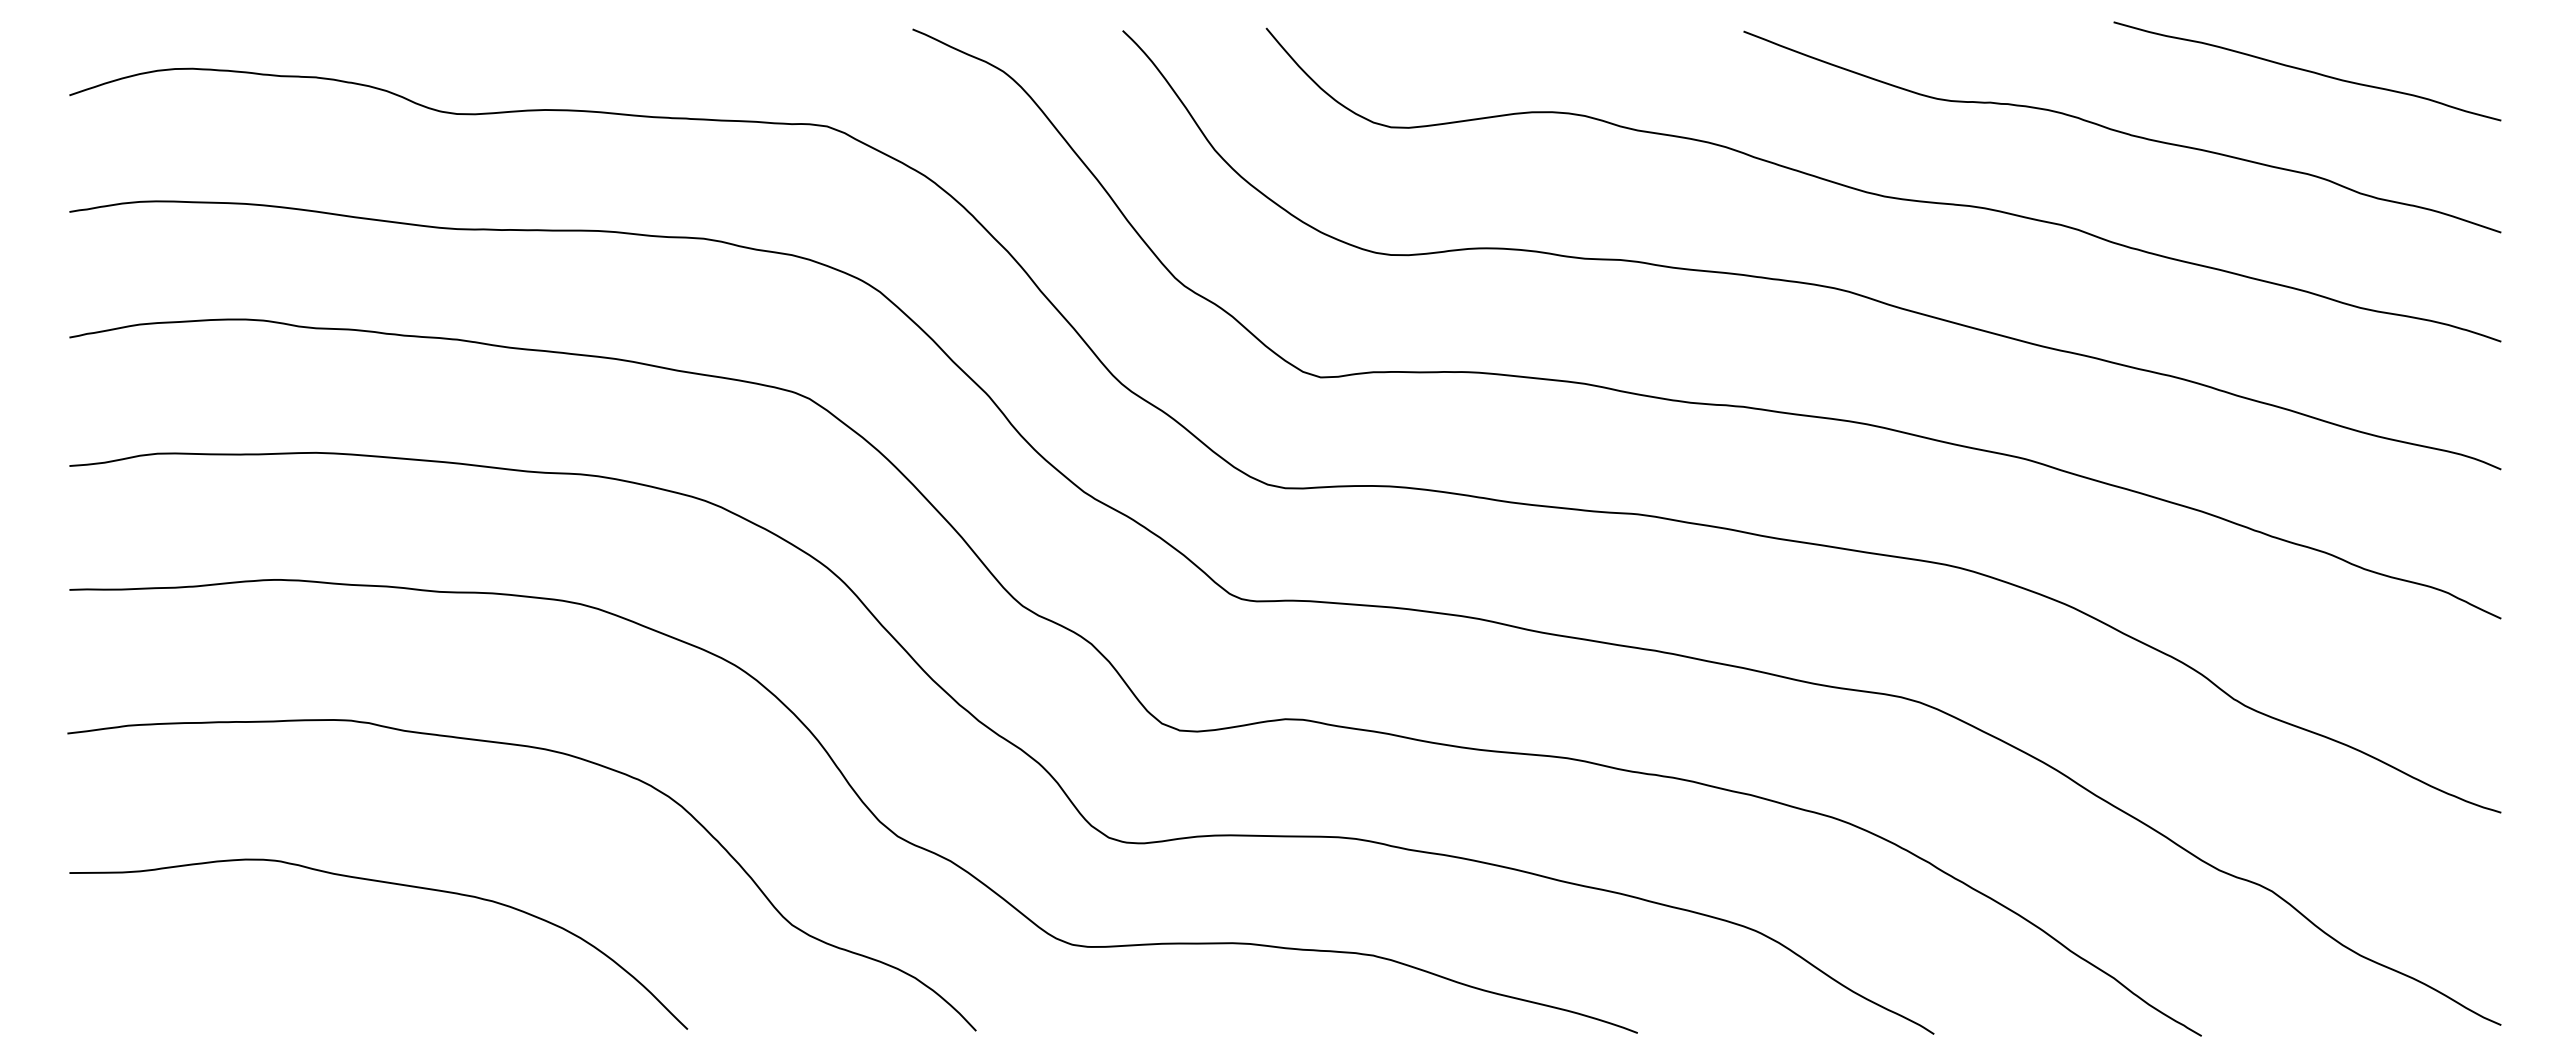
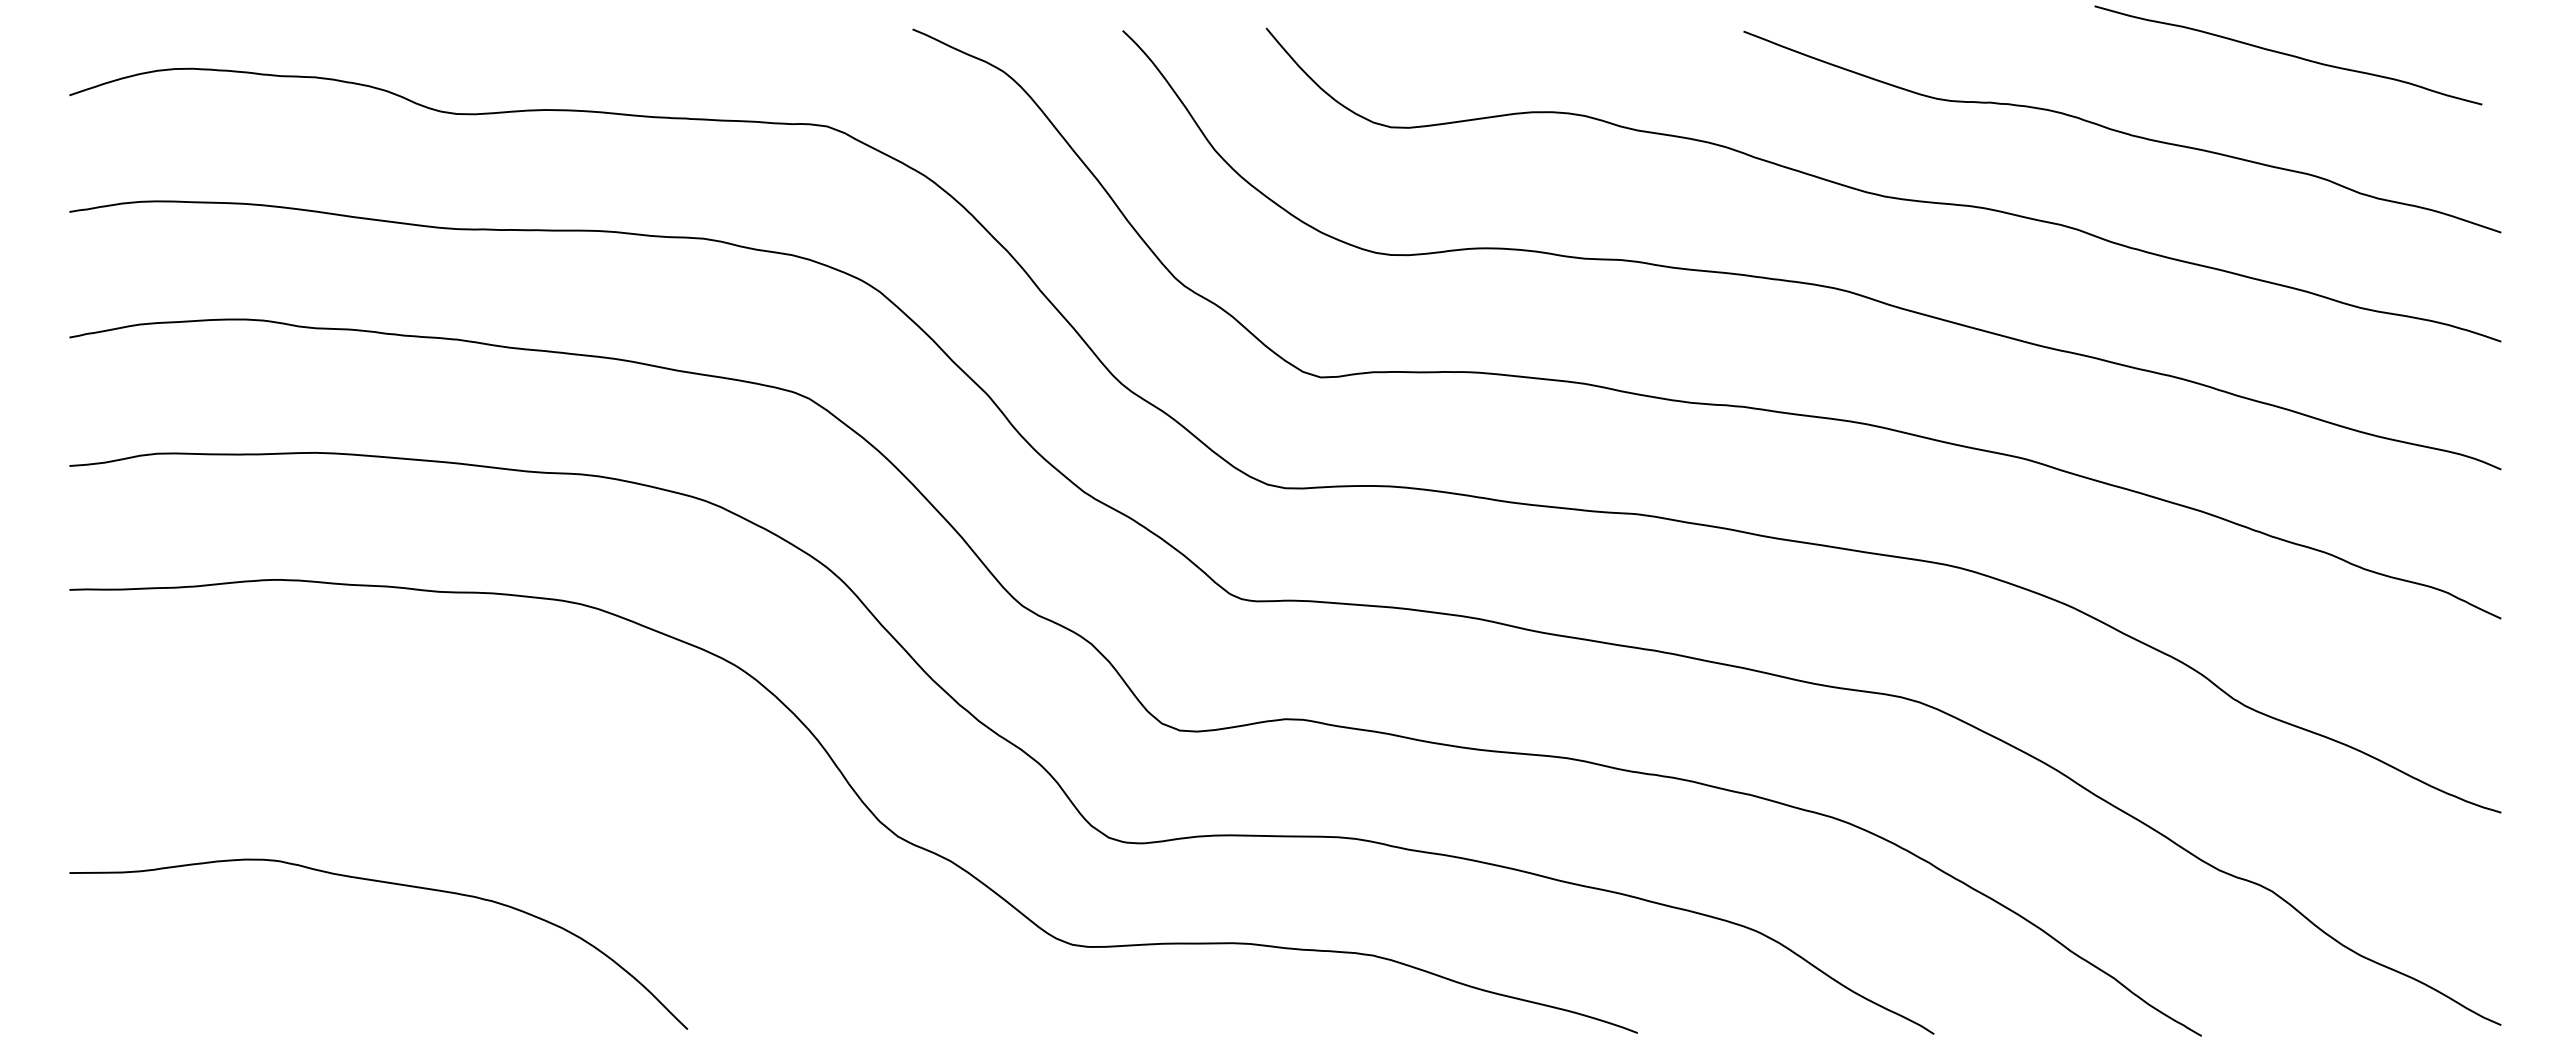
curve position: (2307, 71) -> (2288, 55) (2288, 55)
curve: present -> none (553, 752)
